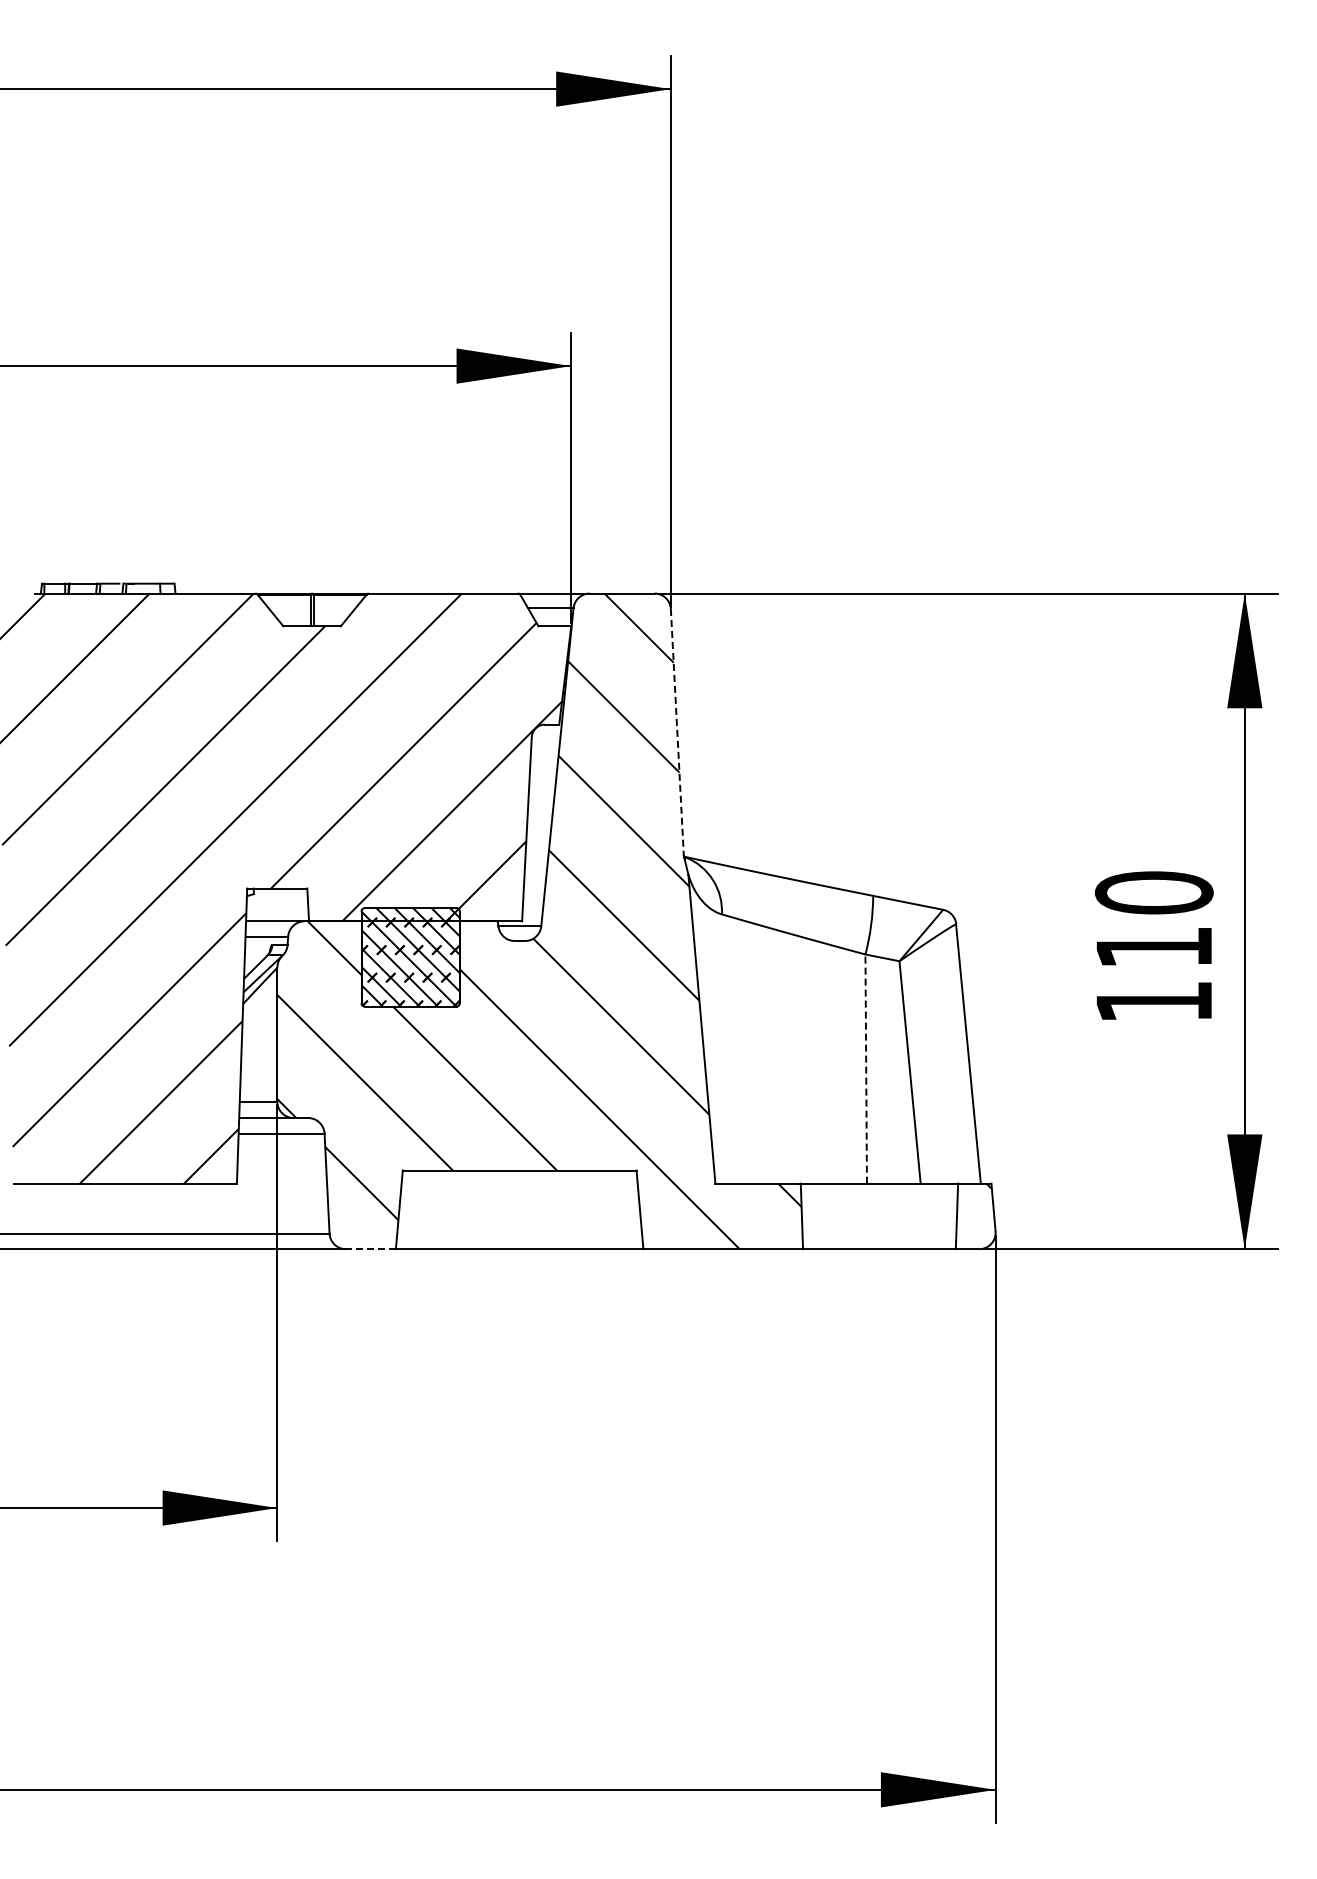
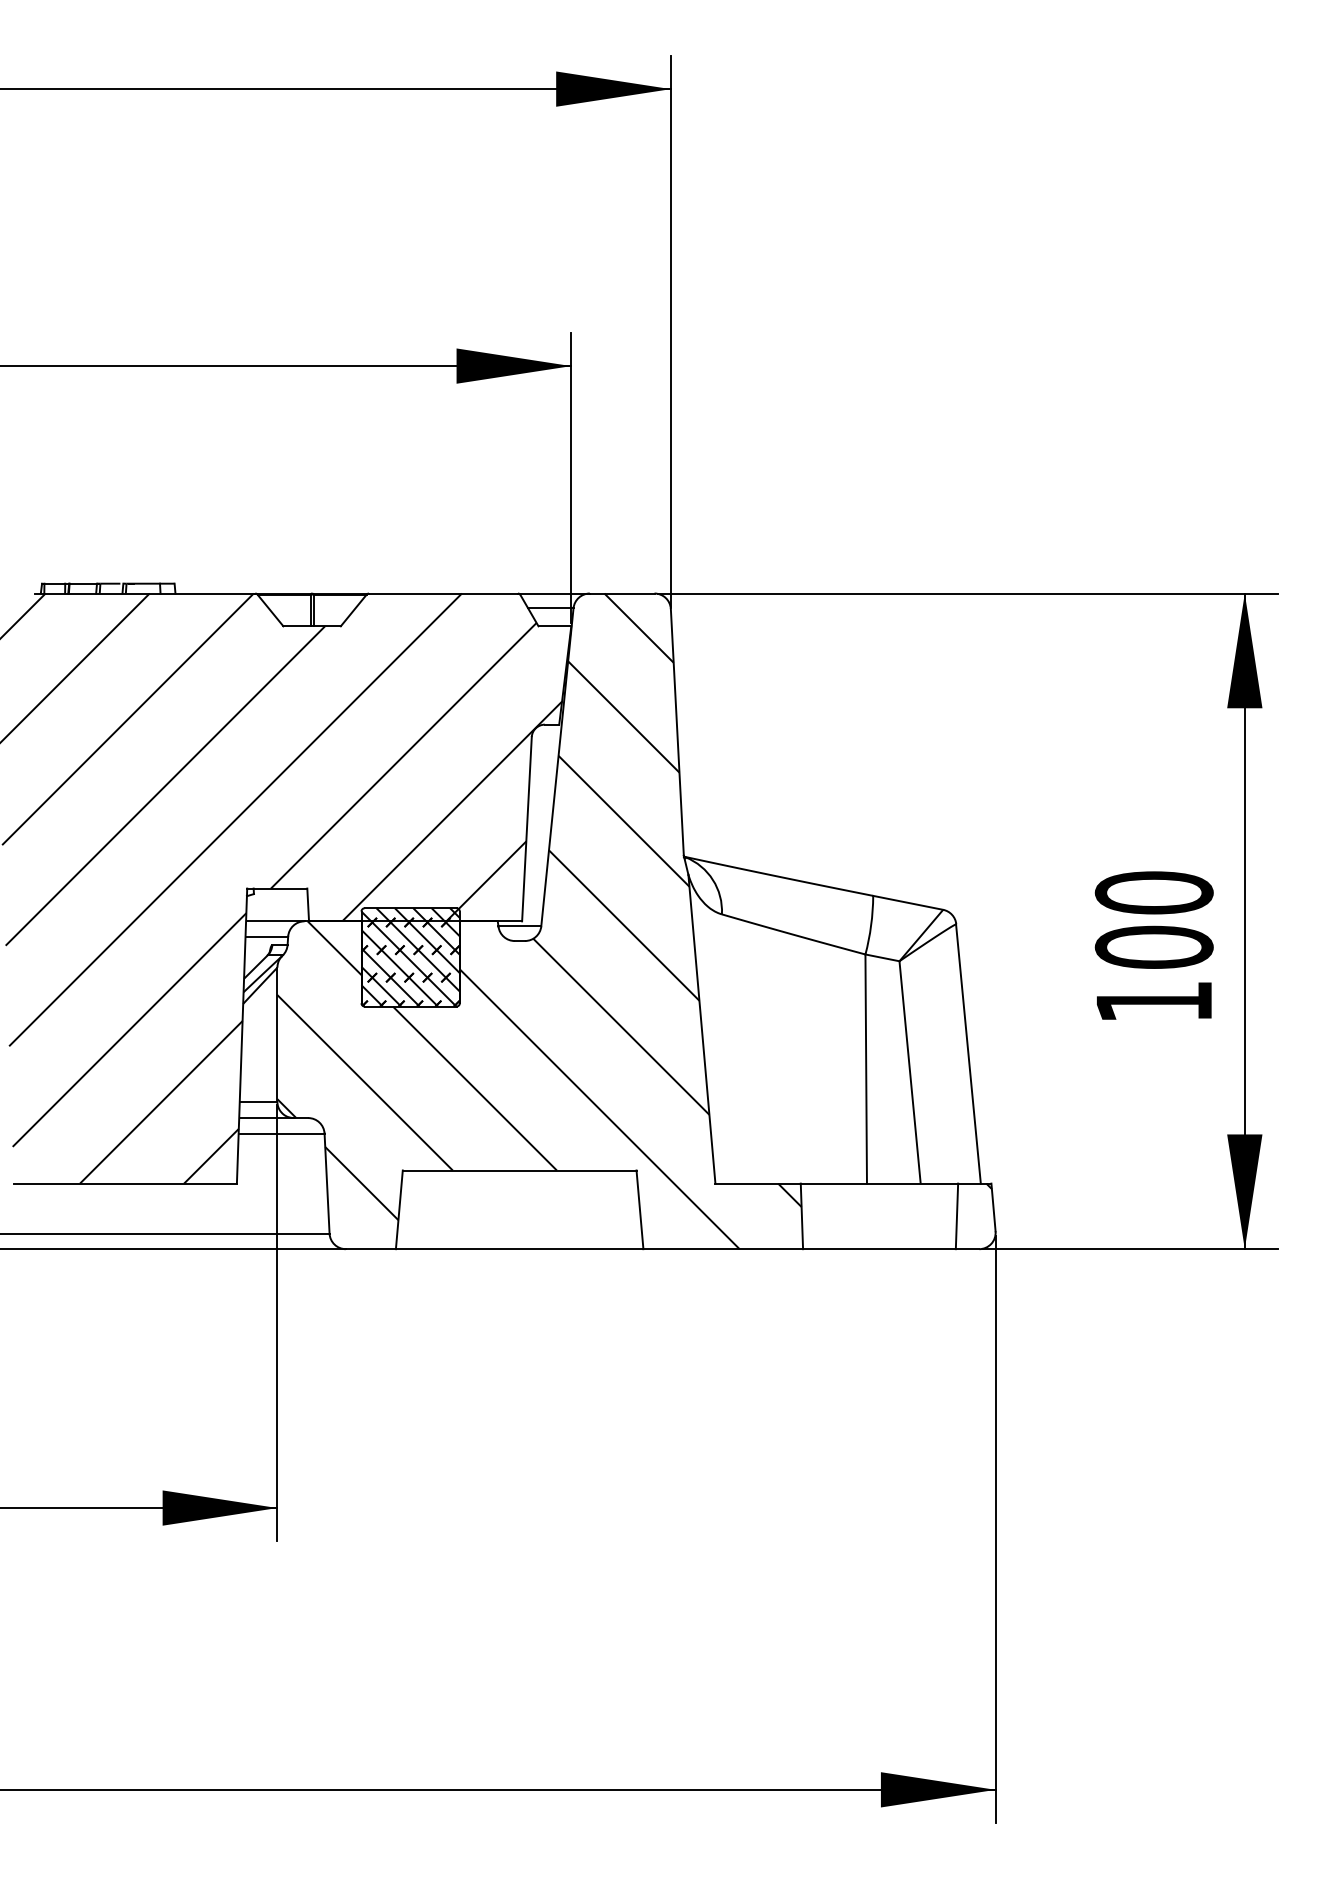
line: dashed -> solid (677, 732)
text: 110 -> 100 (1153, 946)
line: dashed -> solid (866, 1069)
line: dashed -> solid (370, 1249)
